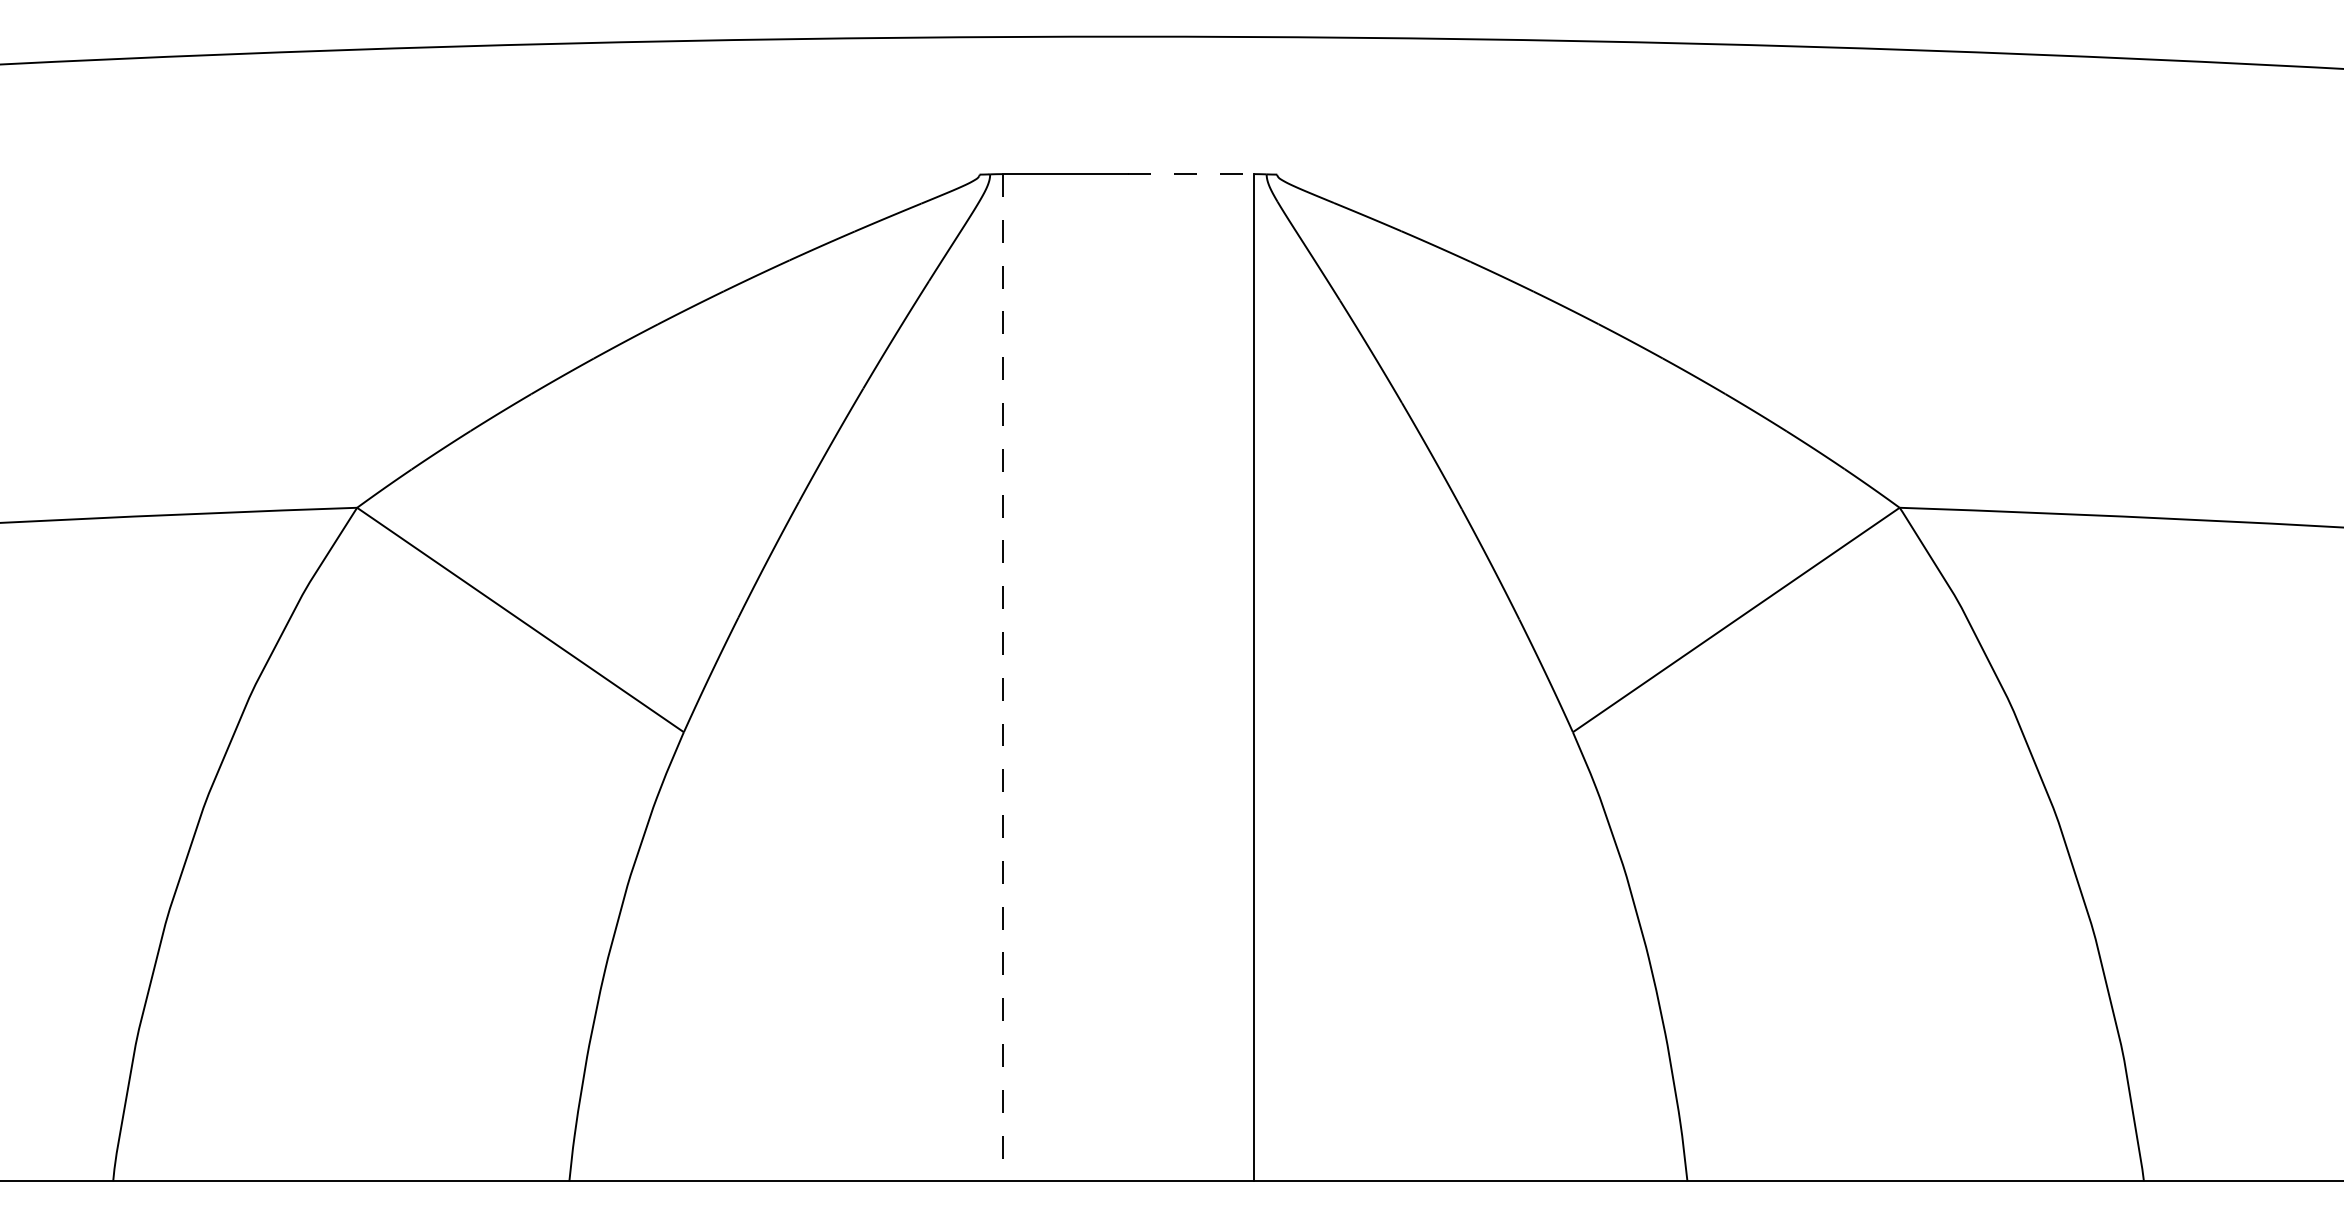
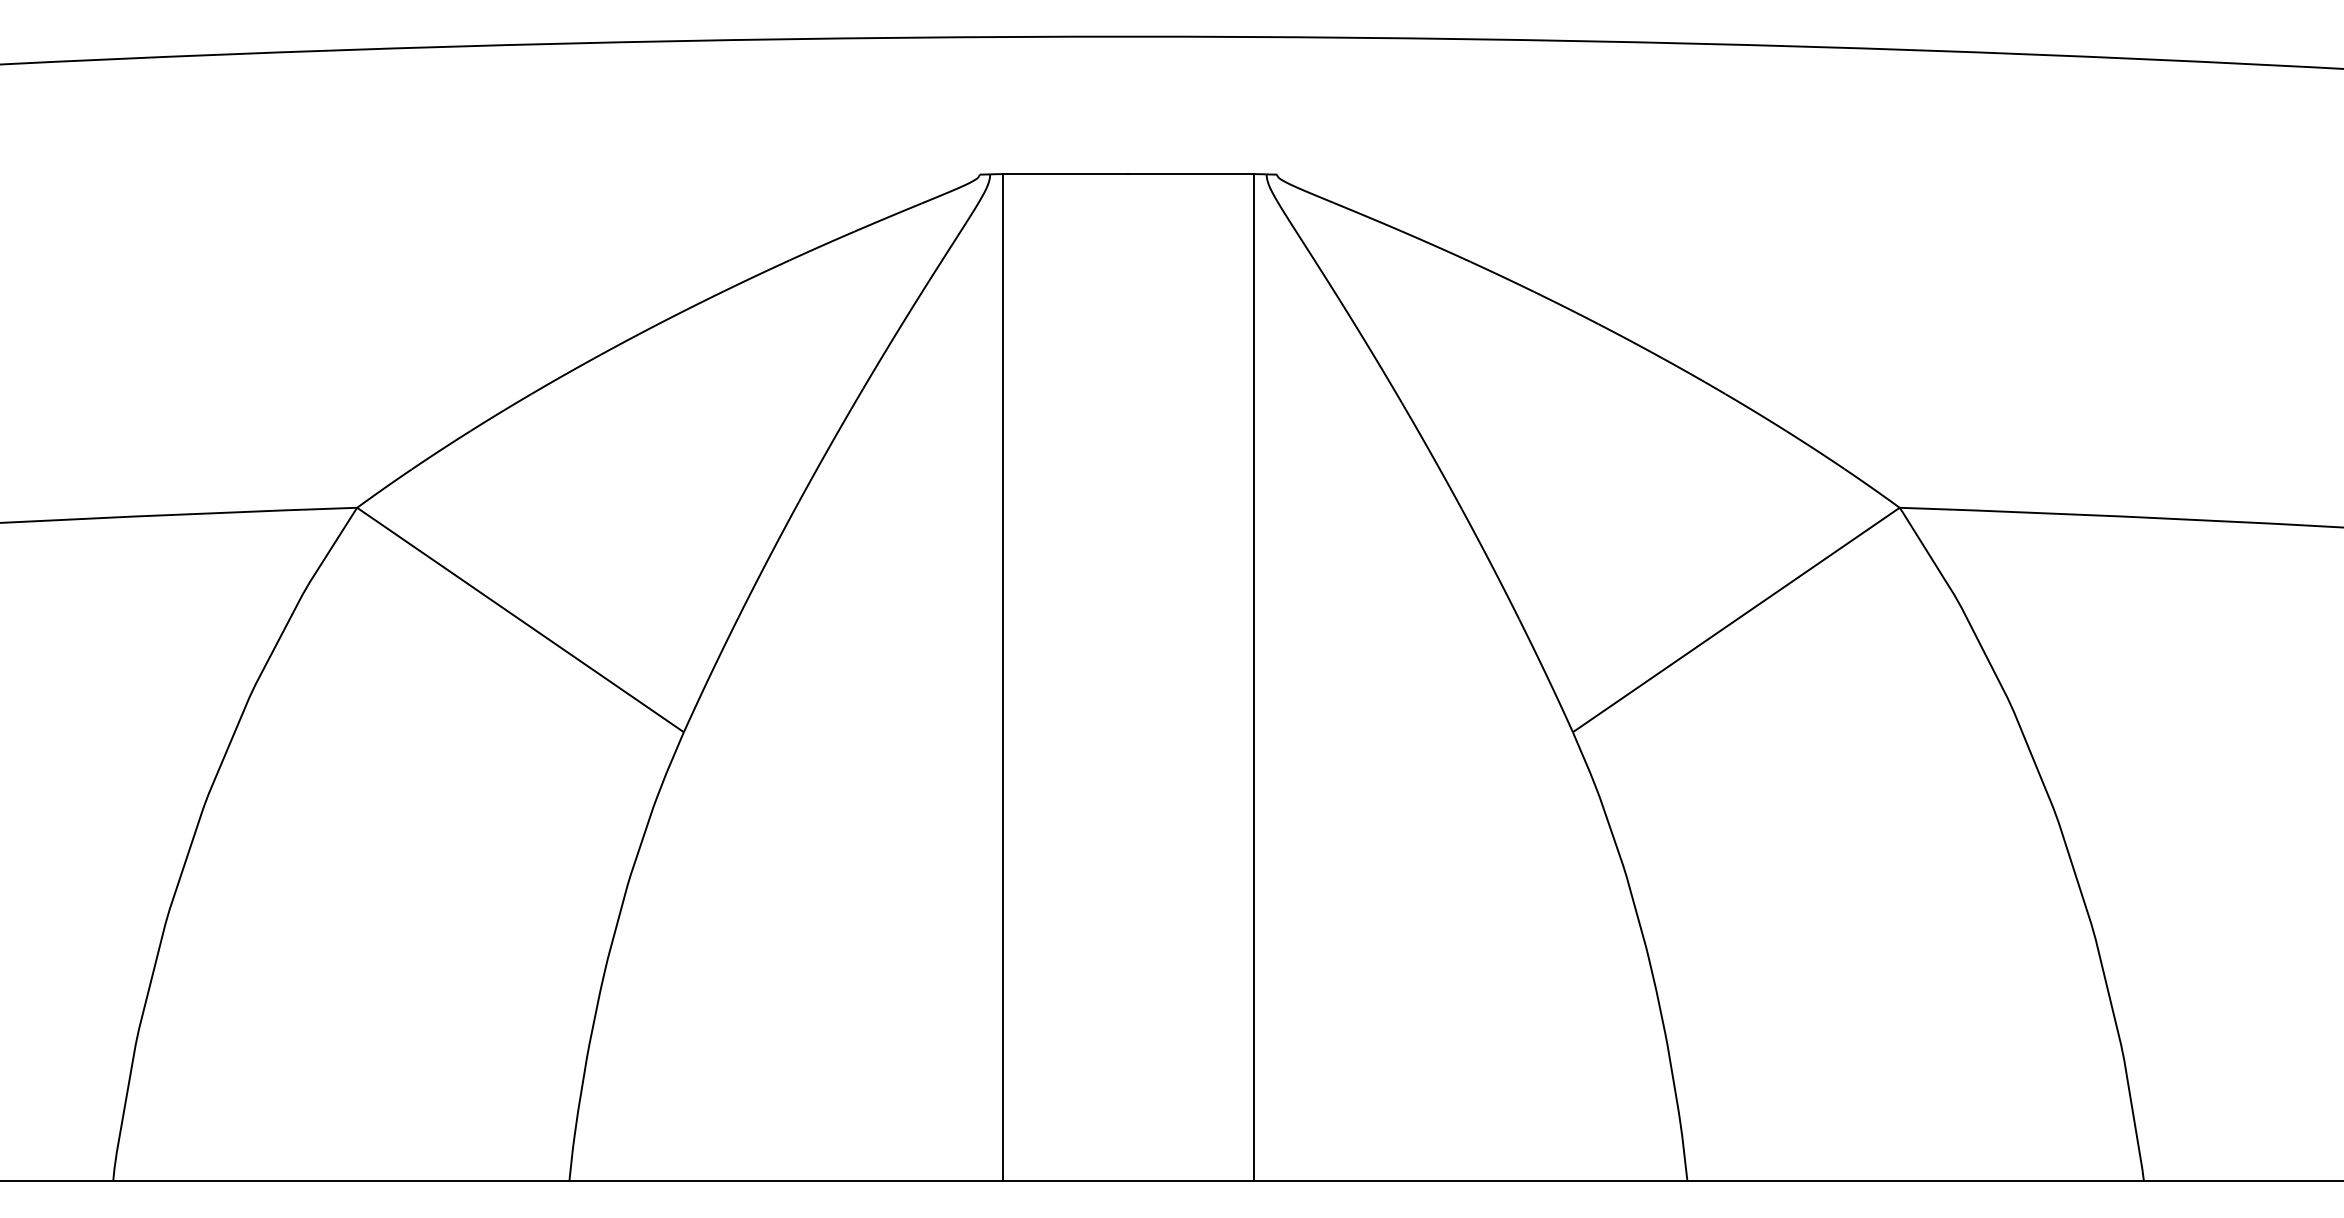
line: dashed -> solid (1191, 174)
line: dashed -> solid (1002, 677)
